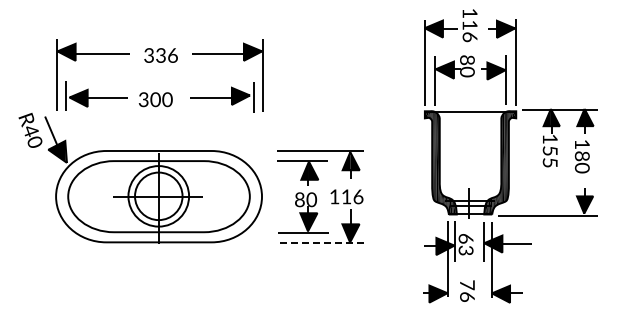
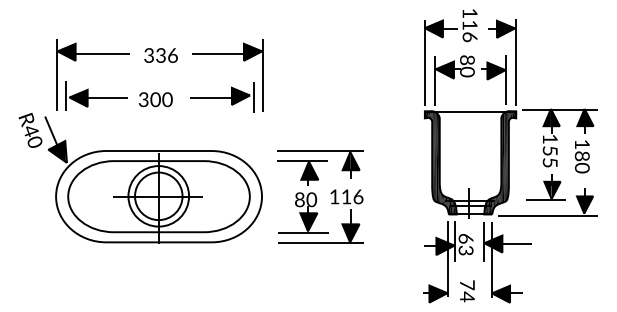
part: none -> present (545, 187)
line: dashed -> solid (320, 242)
text: 76 -> 74 (467, 296)
